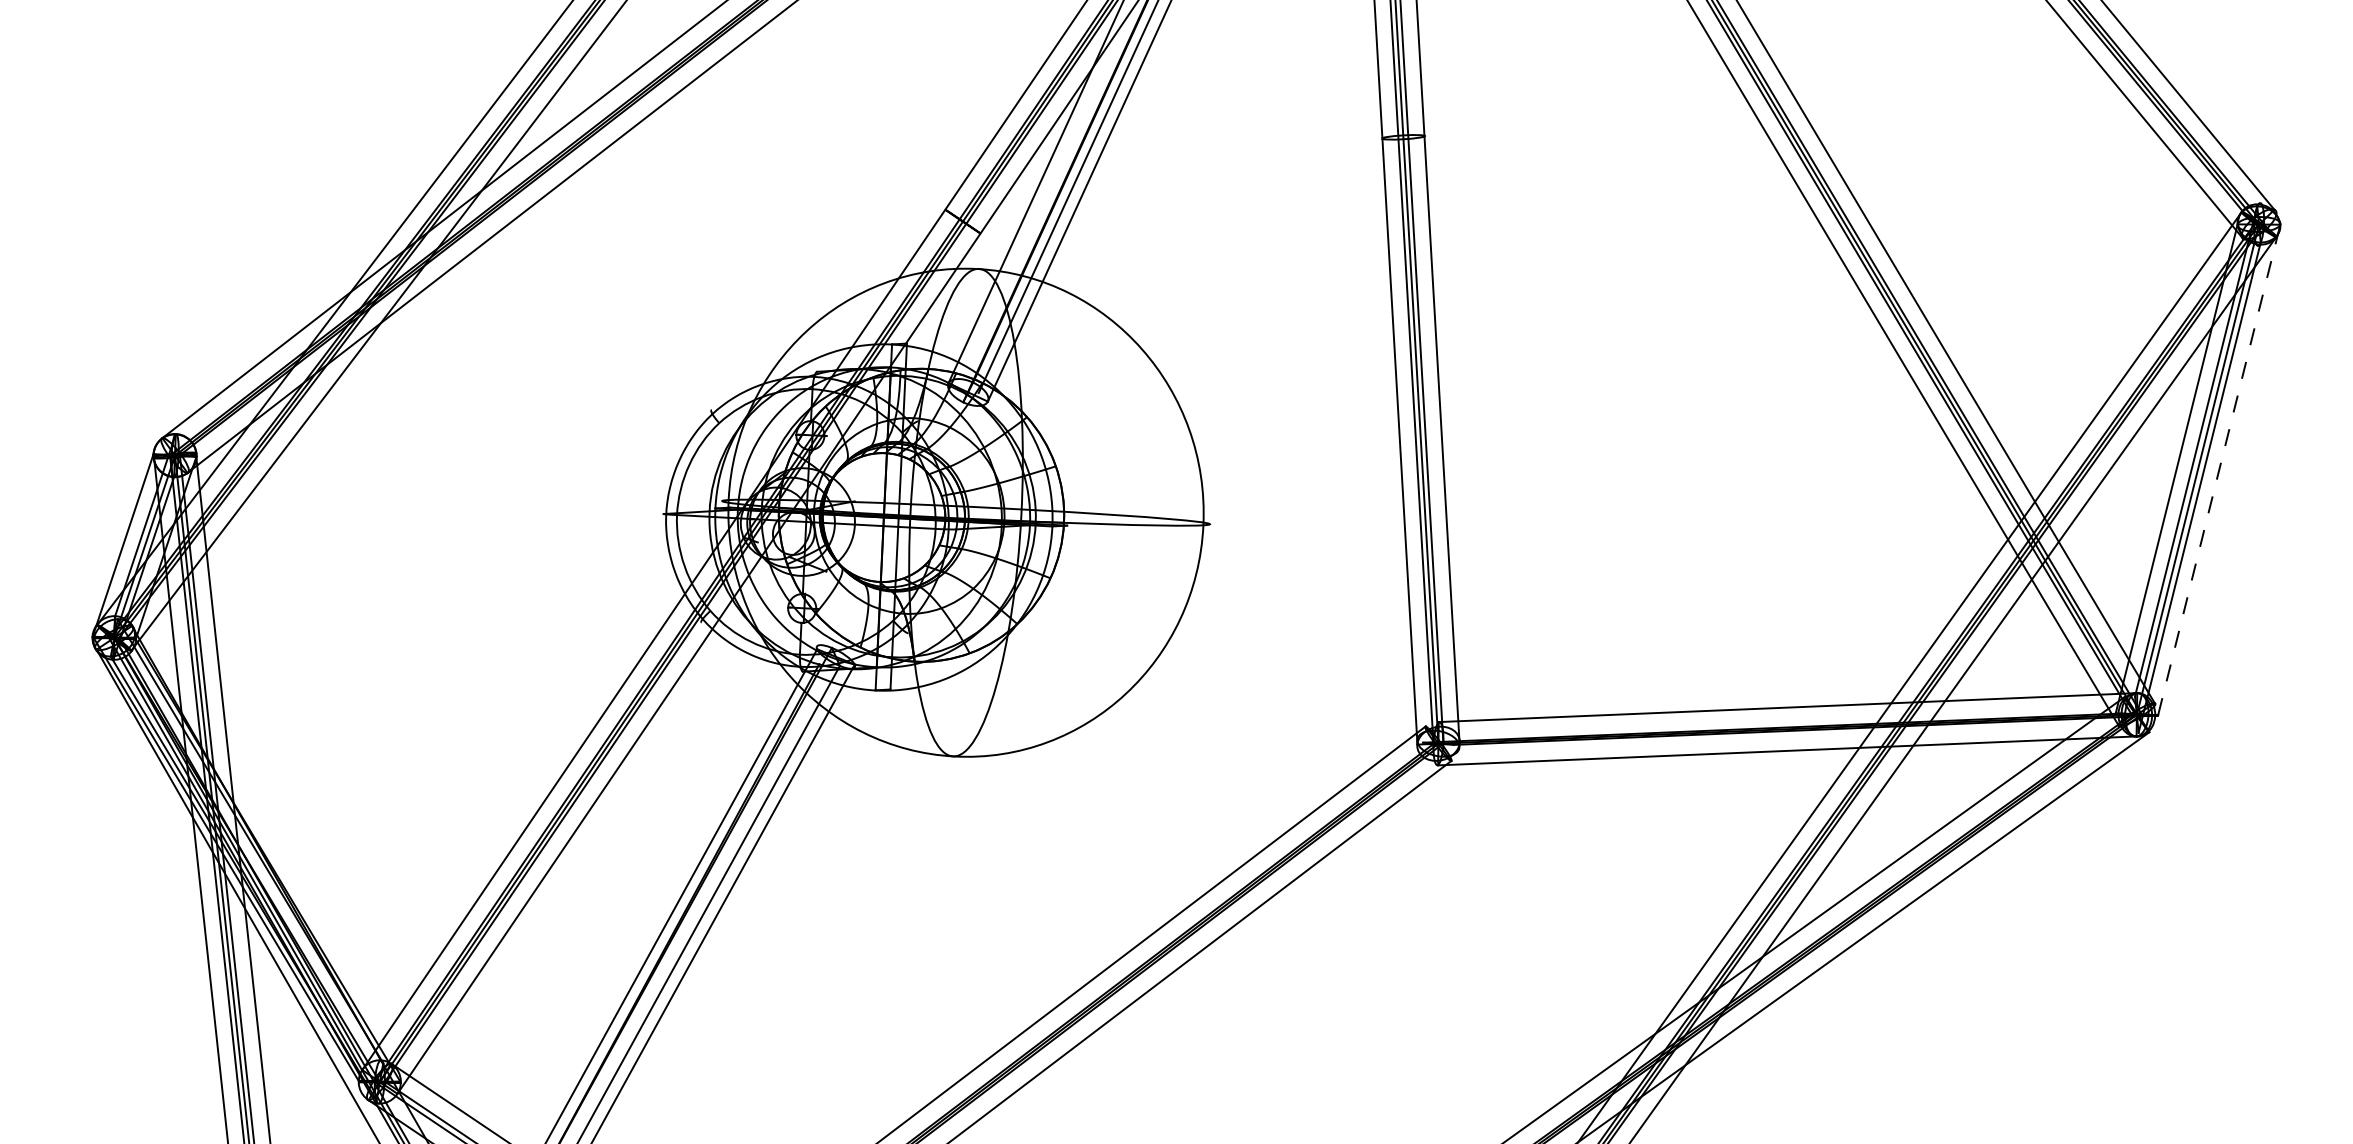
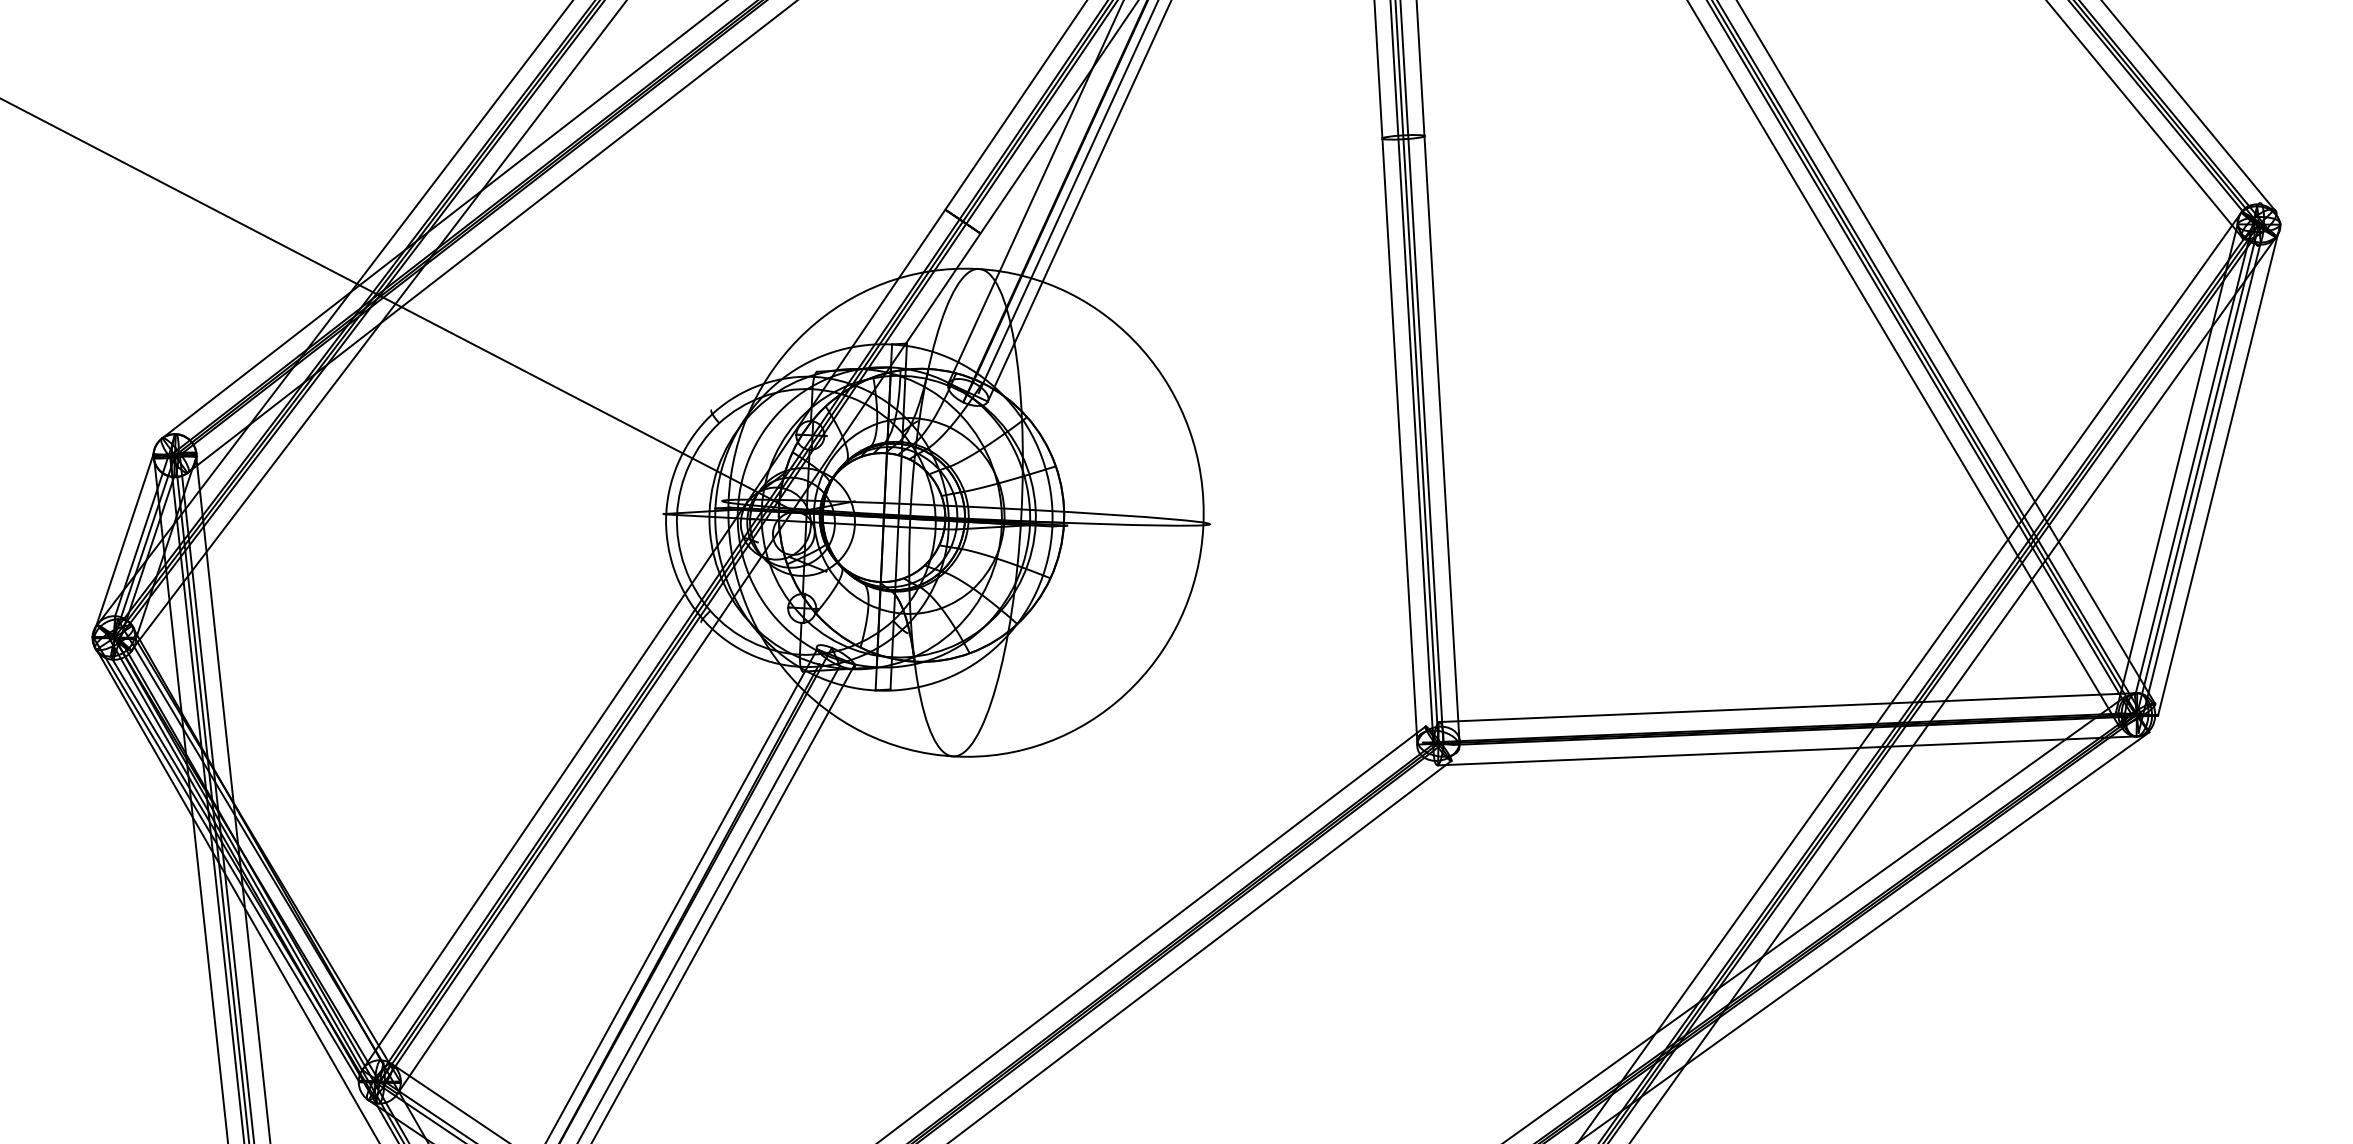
line: none -> present (398, 305)
line: dashed -> solid (2219, 469)
